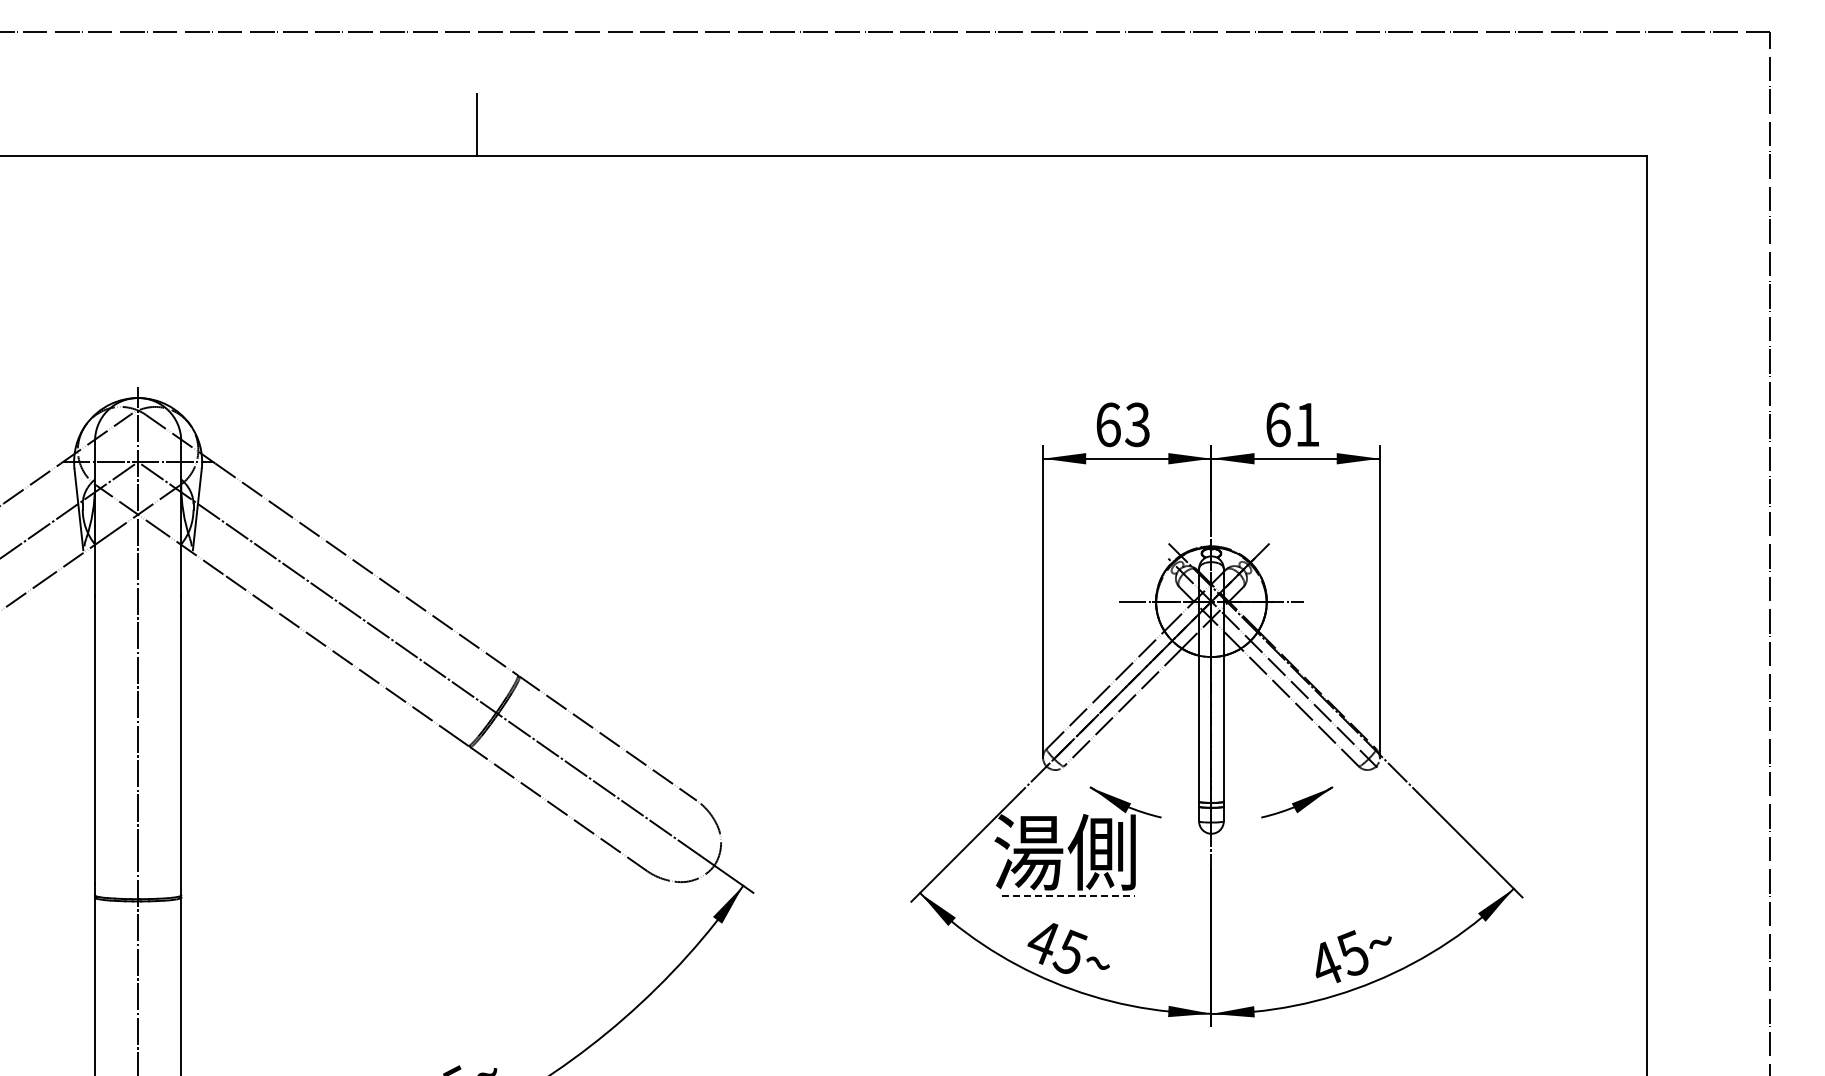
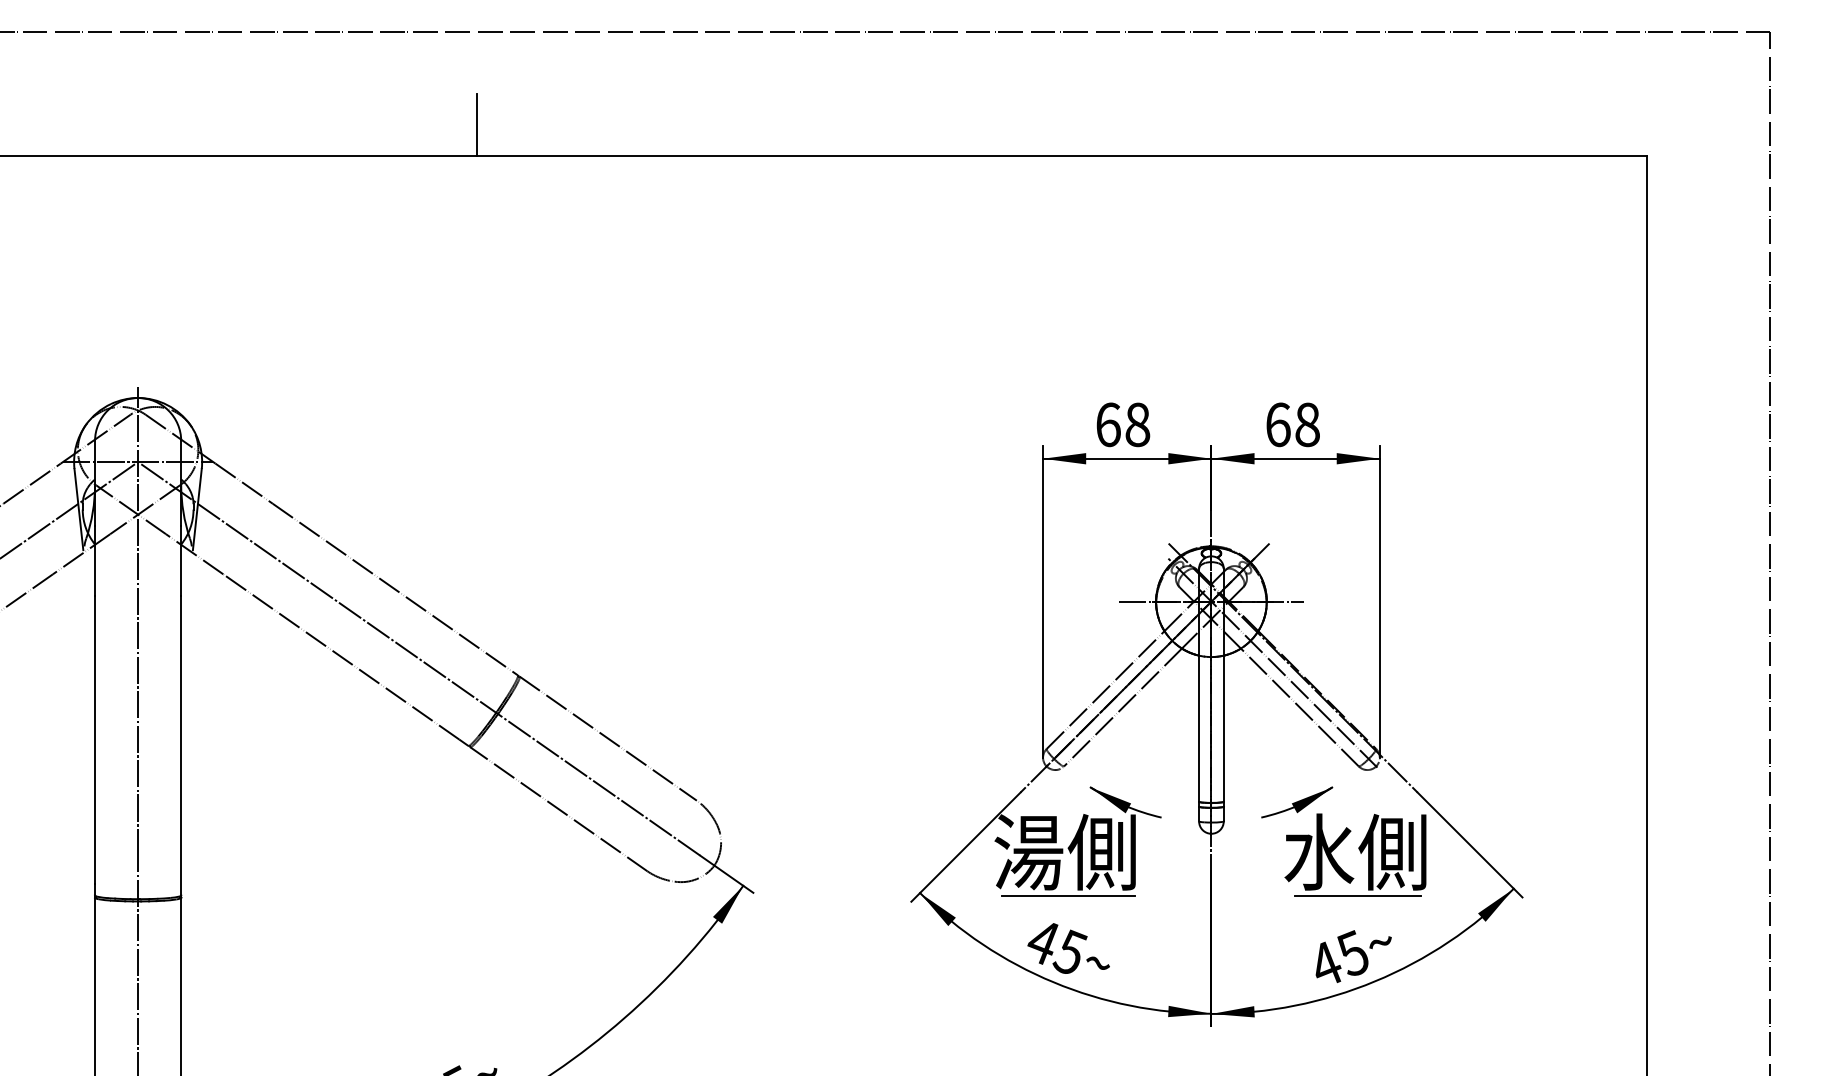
text: 63 -> 68 (1137, 424)
text: 61 -> 68 (1307, 424)
part: none -> present (1355, 854)
line: dashed -> solid (1069, 896)
